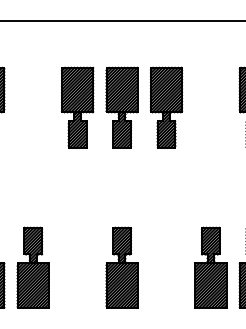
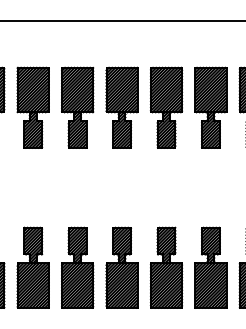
part: none -> present (32, 107)
part: none -> present (210, 107)
part: none -> present (77, 267)
part: none -> present (166, 267)
